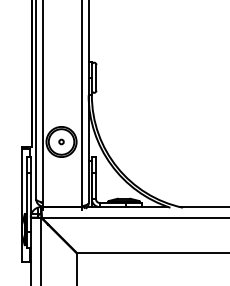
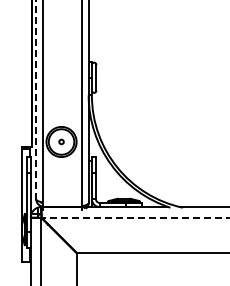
line: solid -> dashed (36, 99)
line: solid -> dashed (135, 217)
